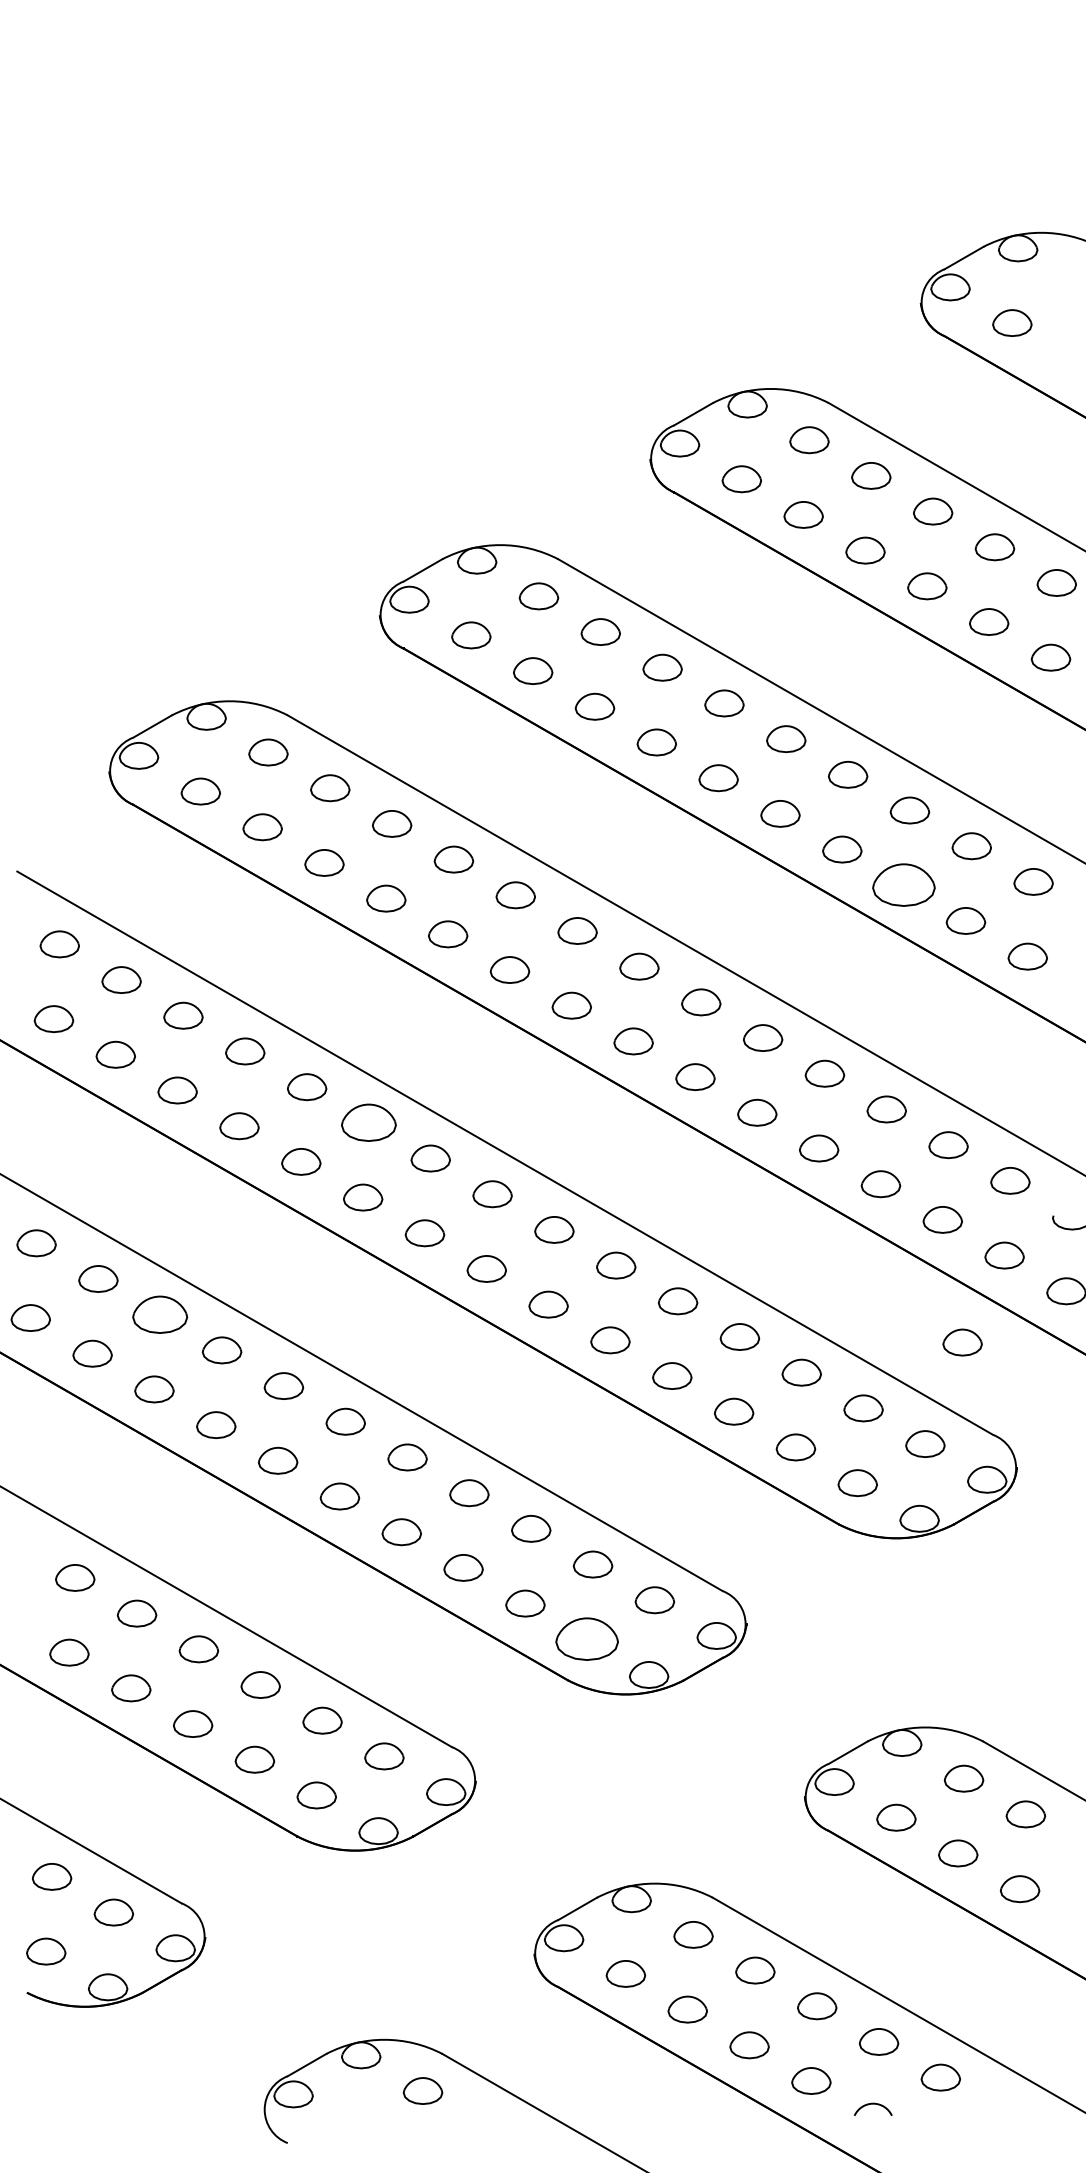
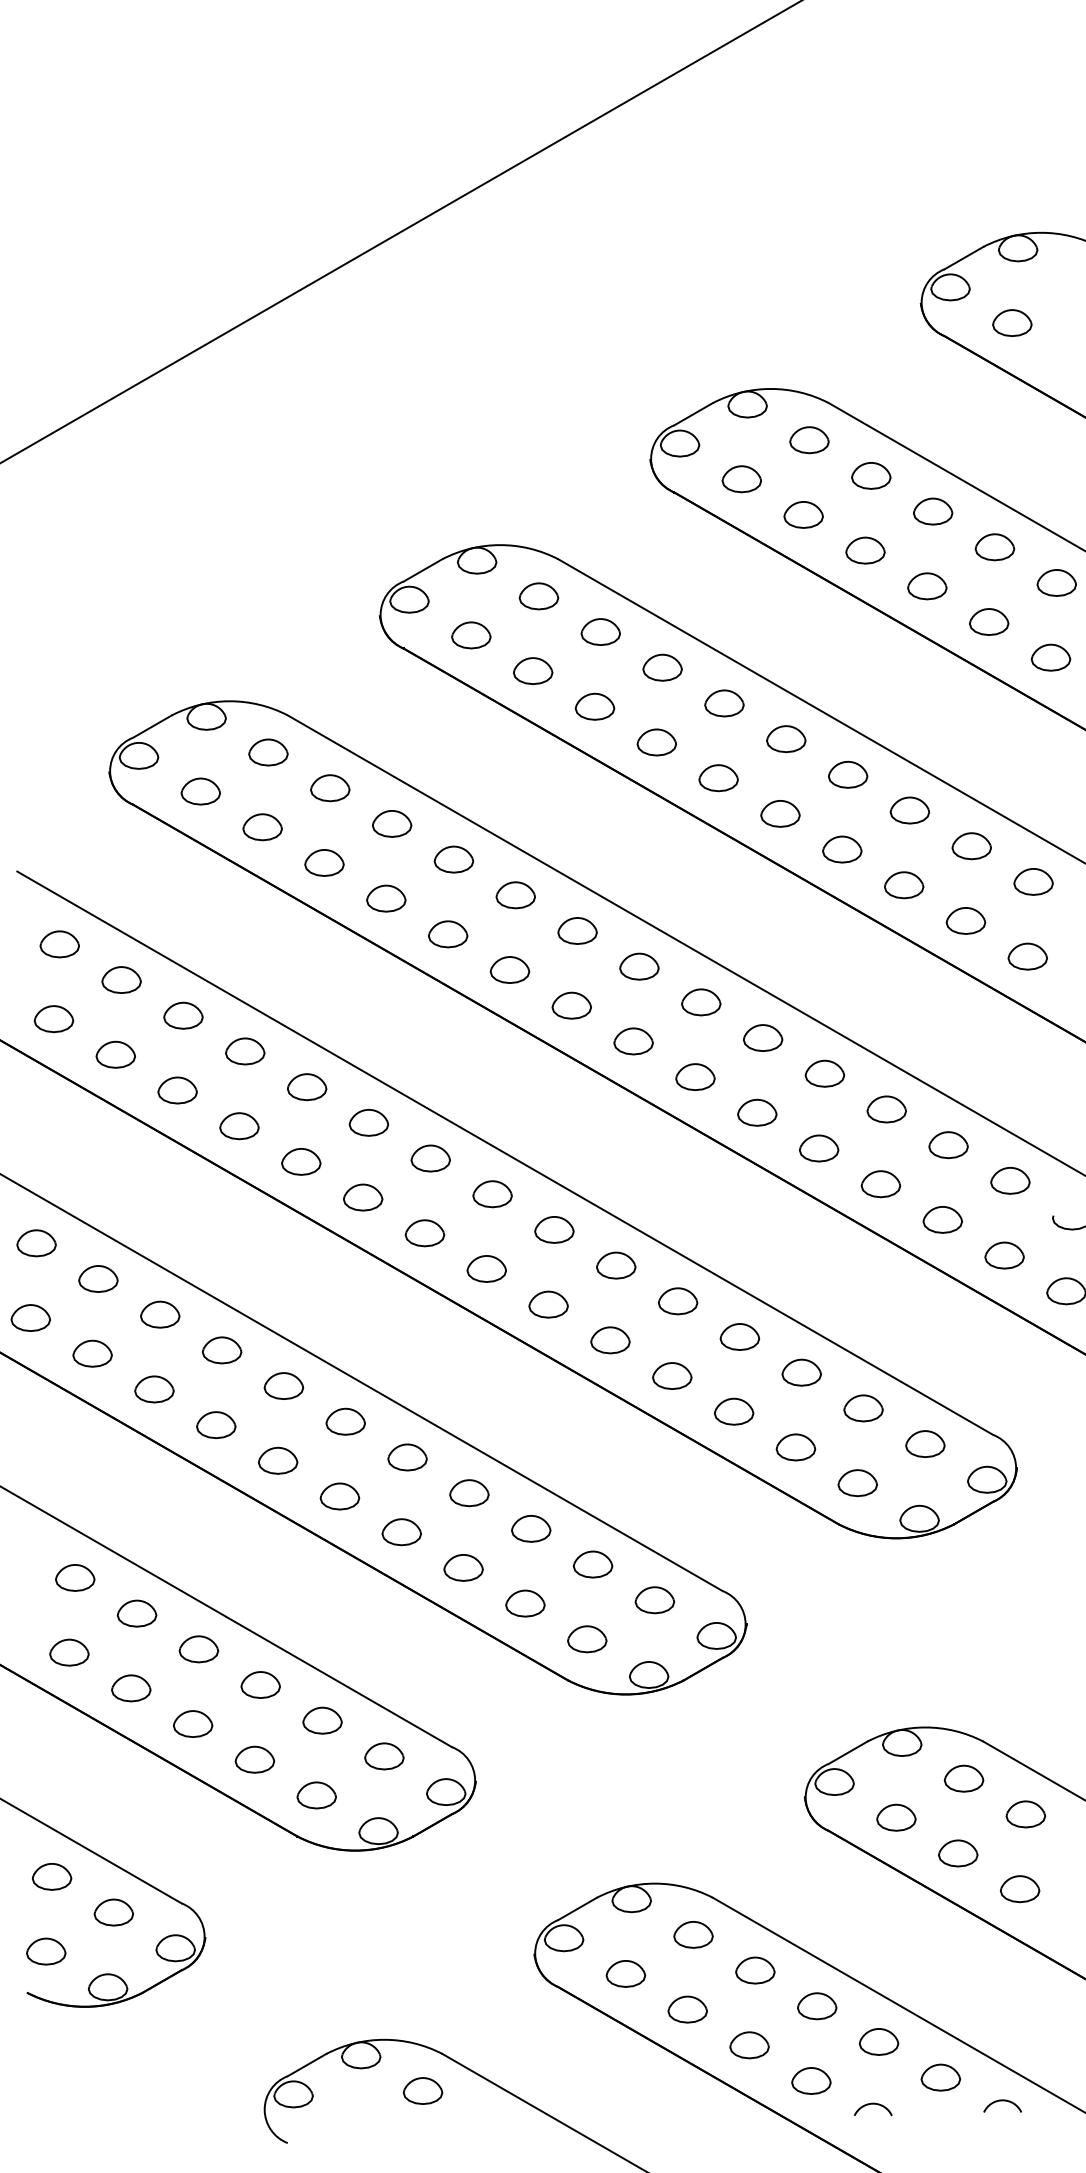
line: none -> present (400, 231)
part size: 64x44 px -> 41x29 px (904, 885)
part size: 56x39 px -> 42x28 px (368, 1122)
part size: 57x39 px -> 41x29 px (160, 1314)
part: present -> none (962, 1342)
part size: 64x44 px -> 41x29 px (587, 1639)
arc: none -> present (1002, 2101)
